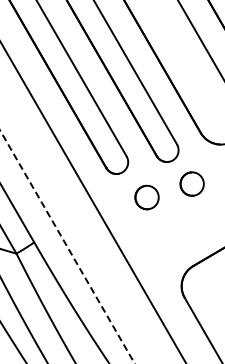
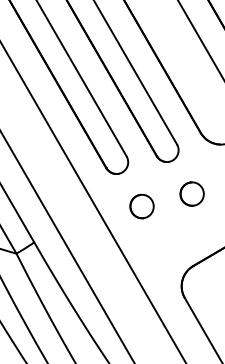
part position: (191, 183) -> (191, 193) (191, 193)
part position: (146, 197) -> (141, 206) (141, 206)
line: dashed -> solid (67, 246)
